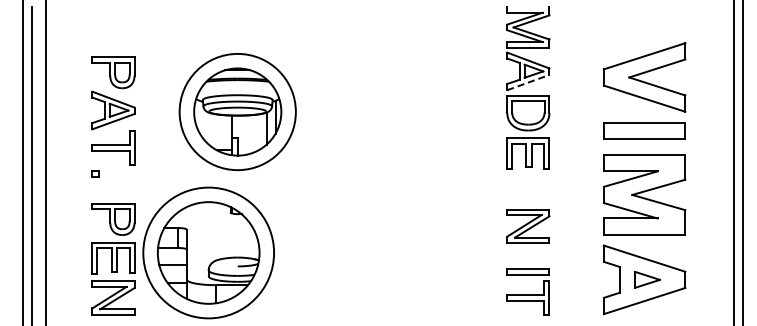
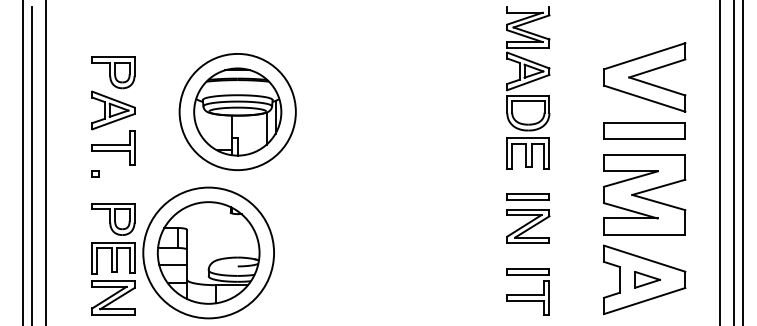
line: dashed -> solid (528, 82)
line: none -> present (719, 162)
part: none -> present (527, 196)
